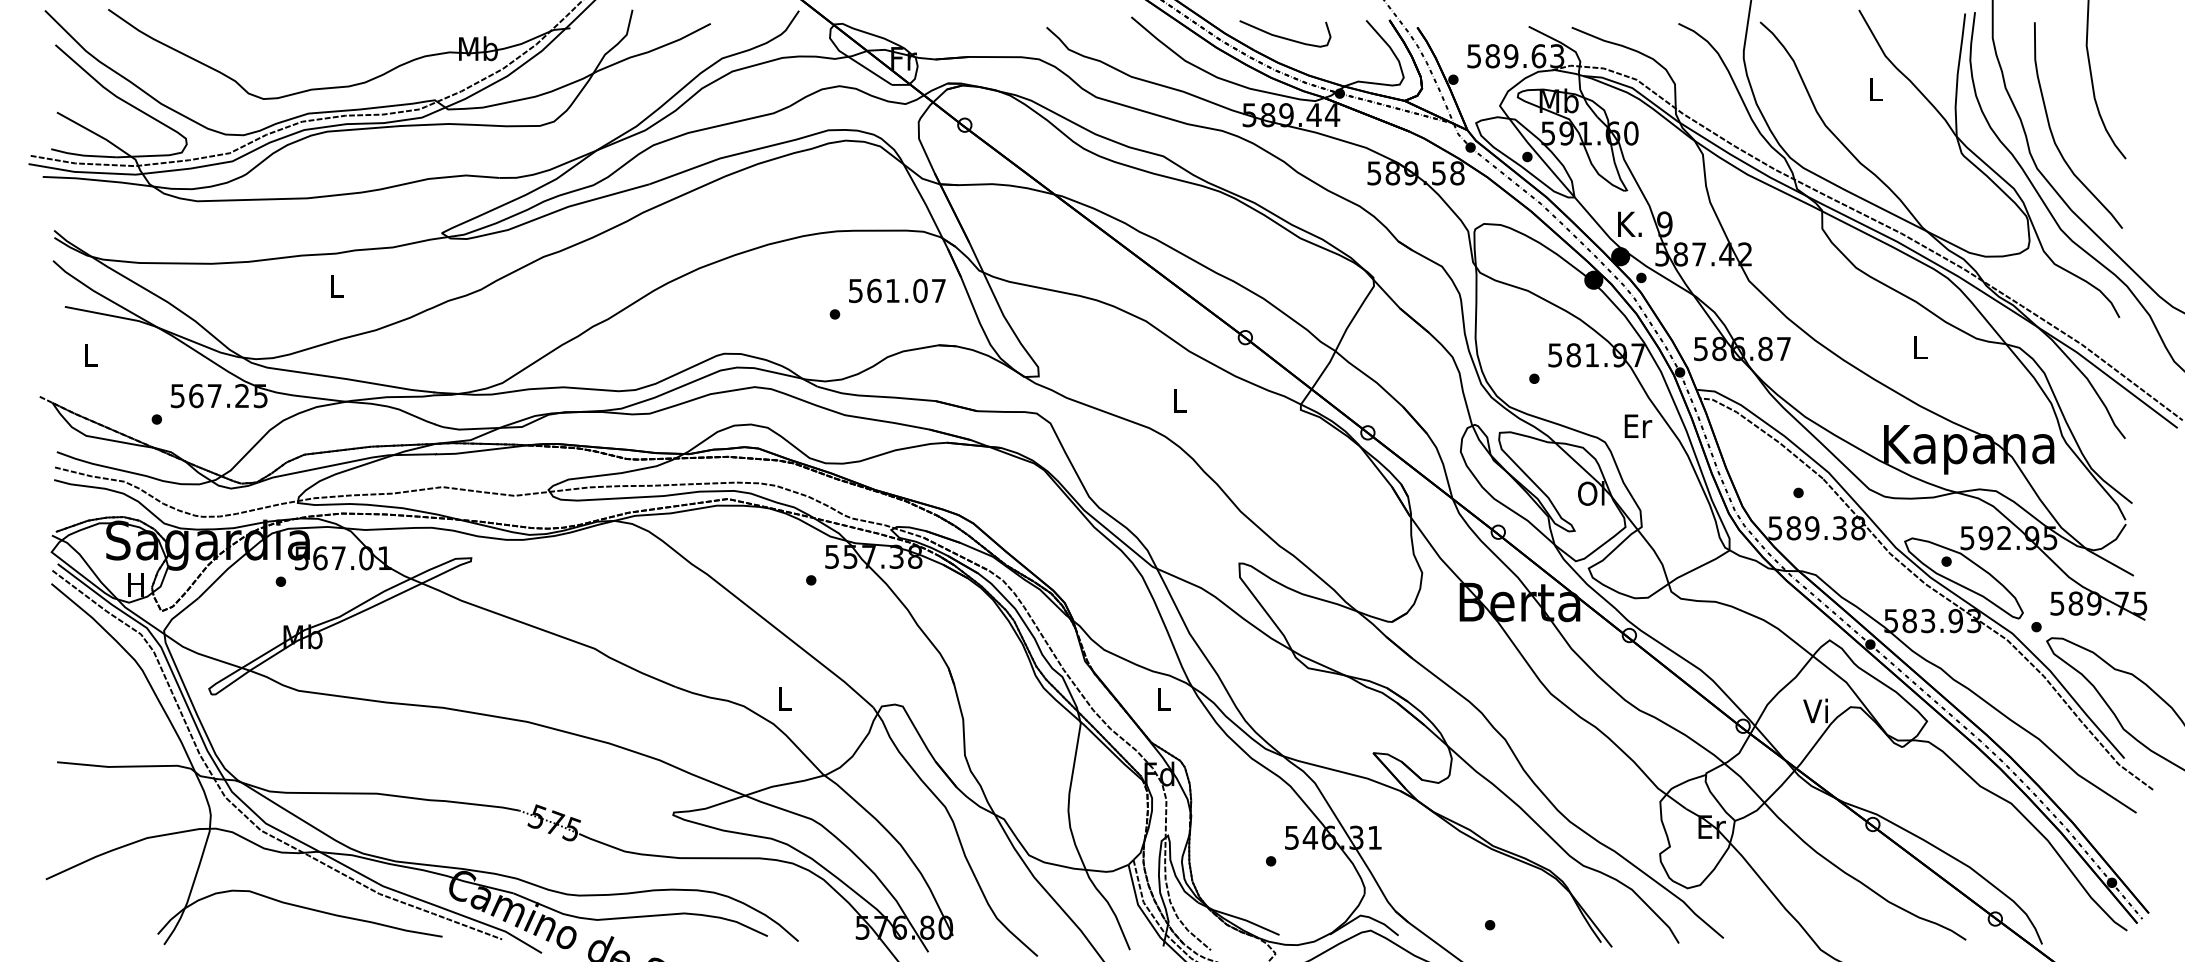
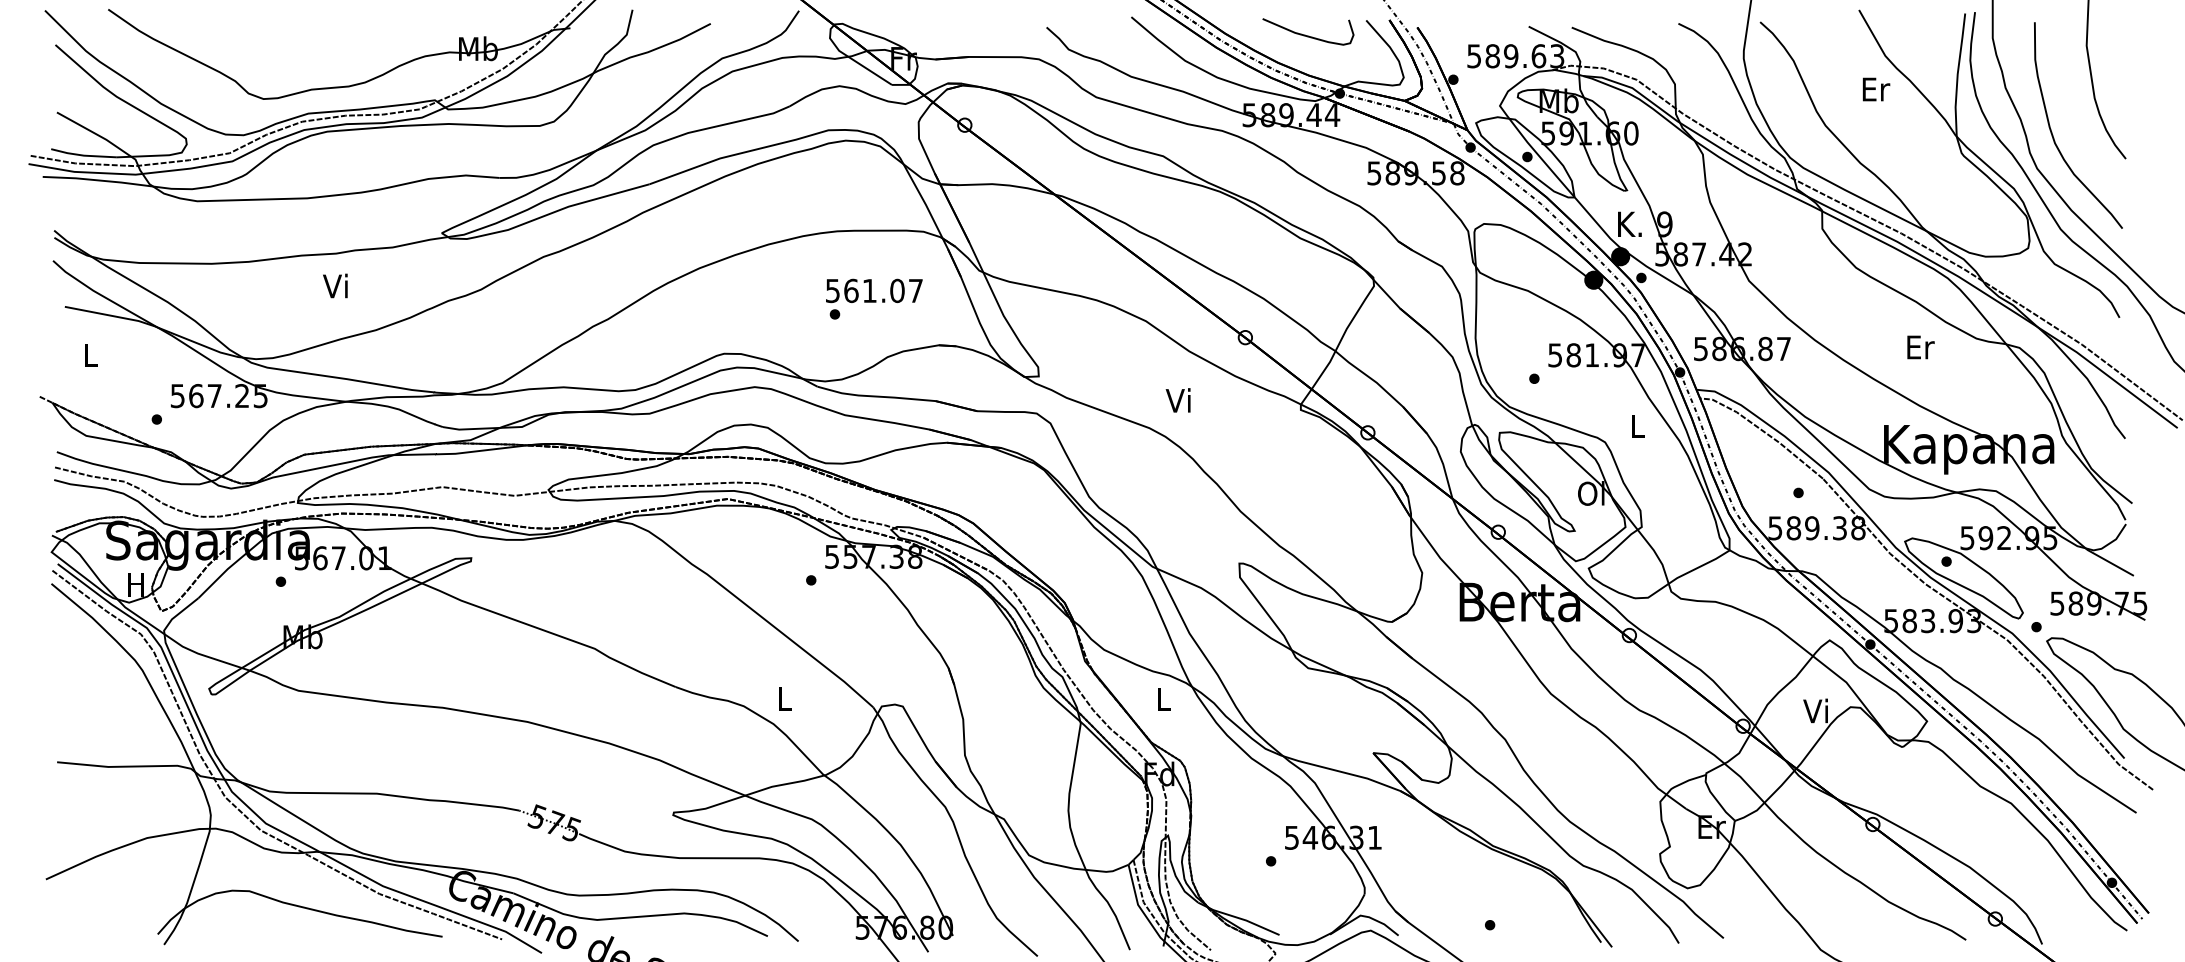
curve position: (1285, 37) -> (1308, 35) (1308, 35)
text: L -> Er (1876, 89)
text: L -> Vi (335, 285)
text position: (897, 290) -> (874, 290) (874, 290)
text: L -> Er (1920, 347)
text: L -> Vi (1177, 400)
text: Er -> L (1638, 425)
